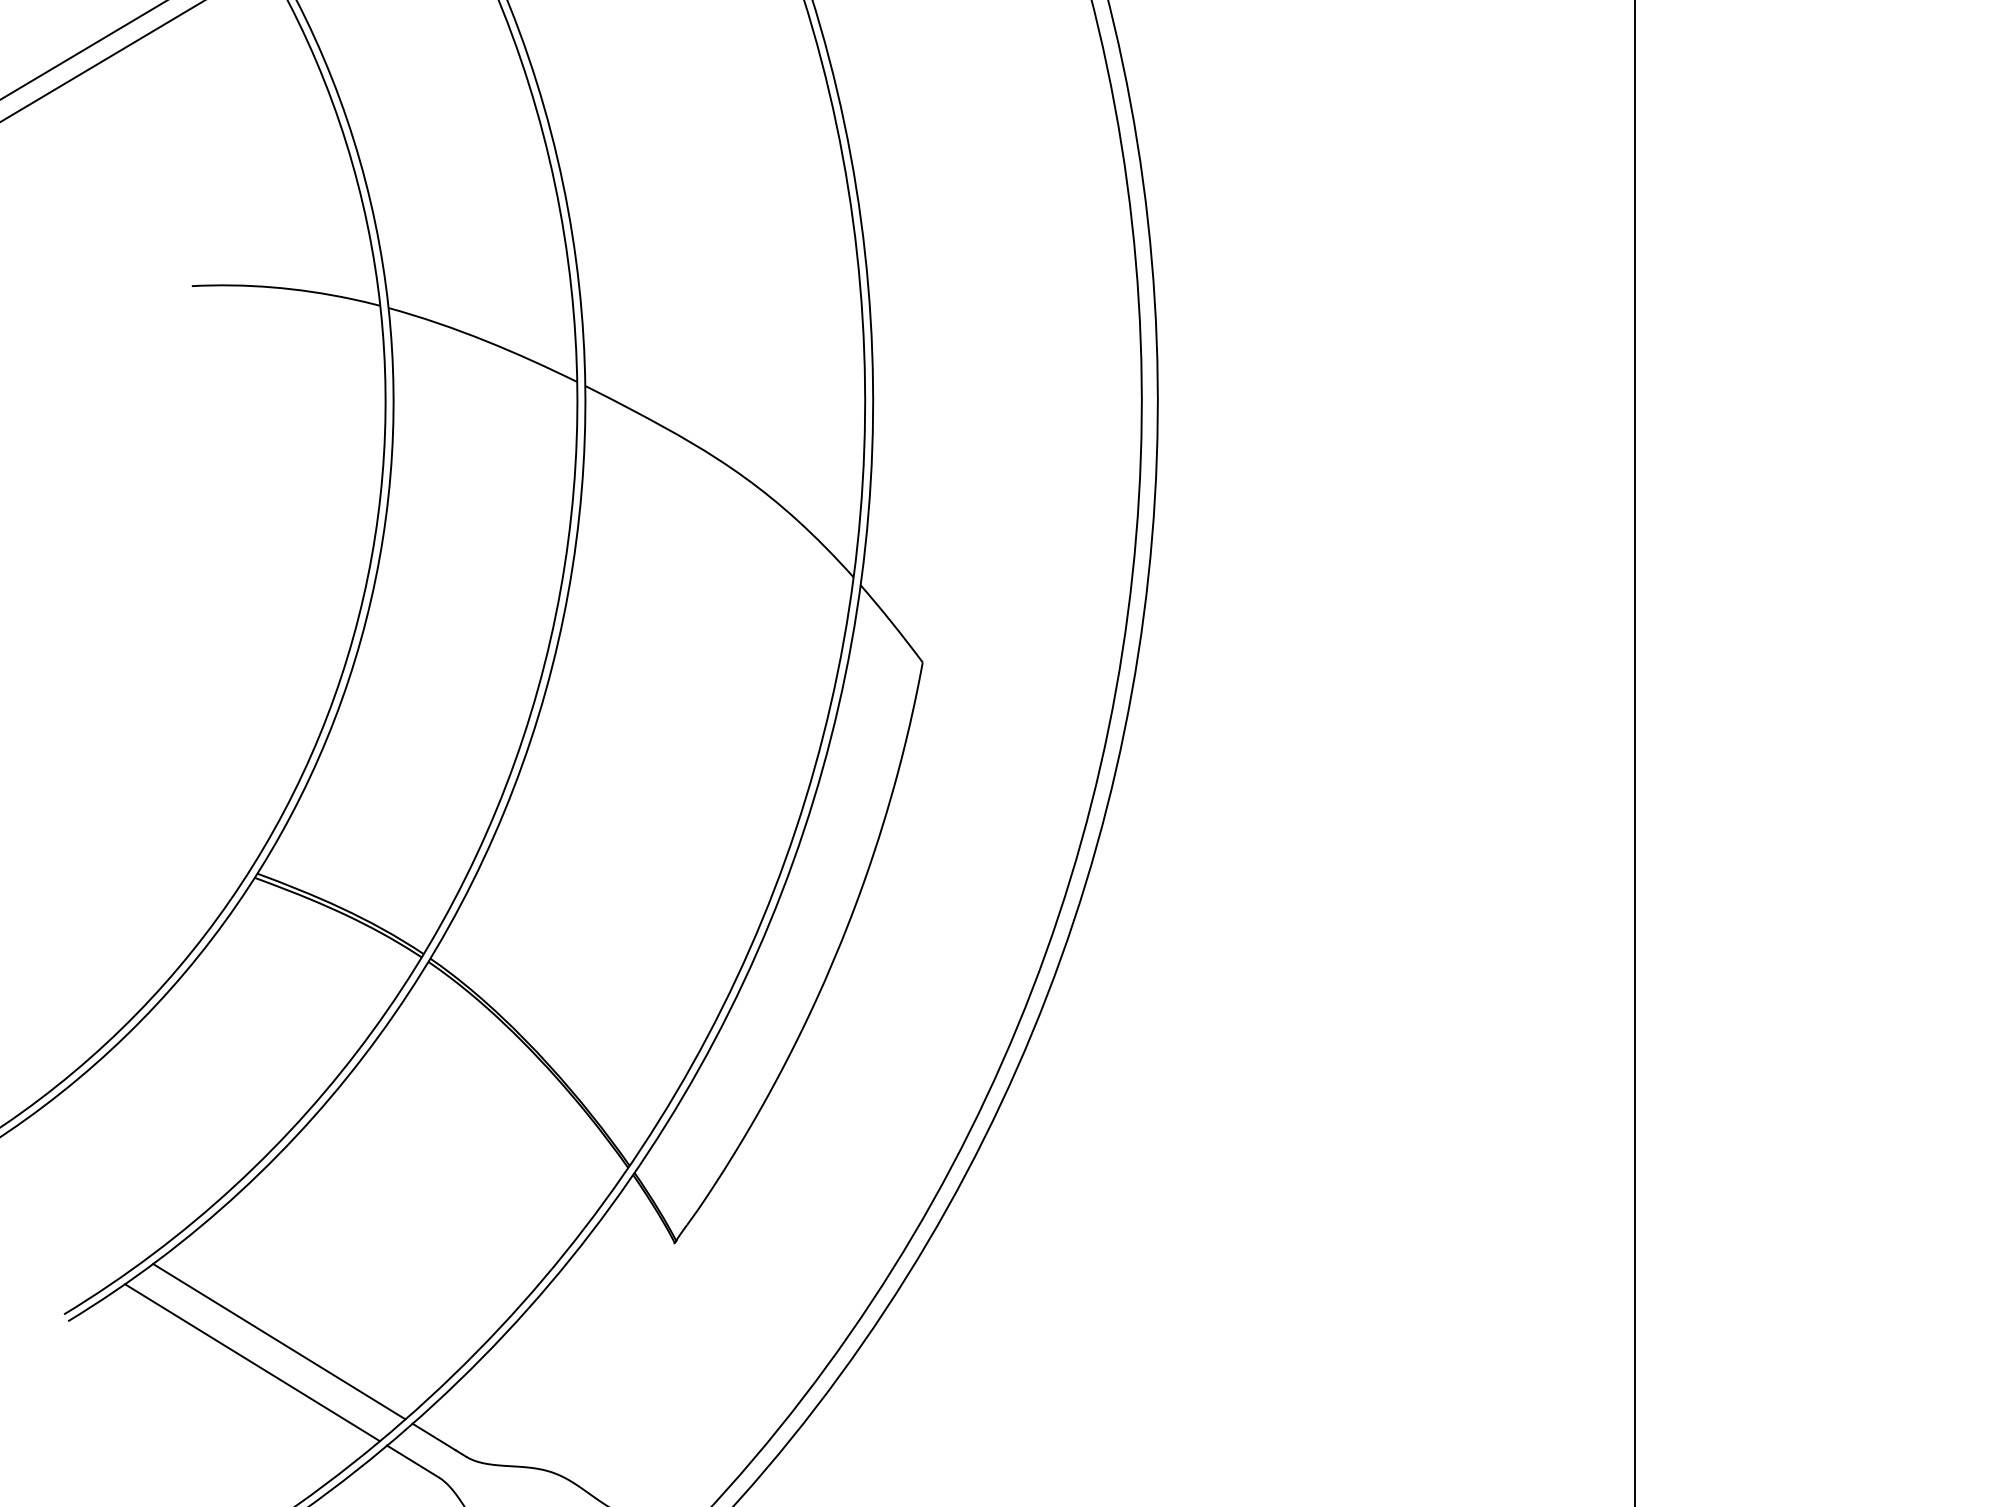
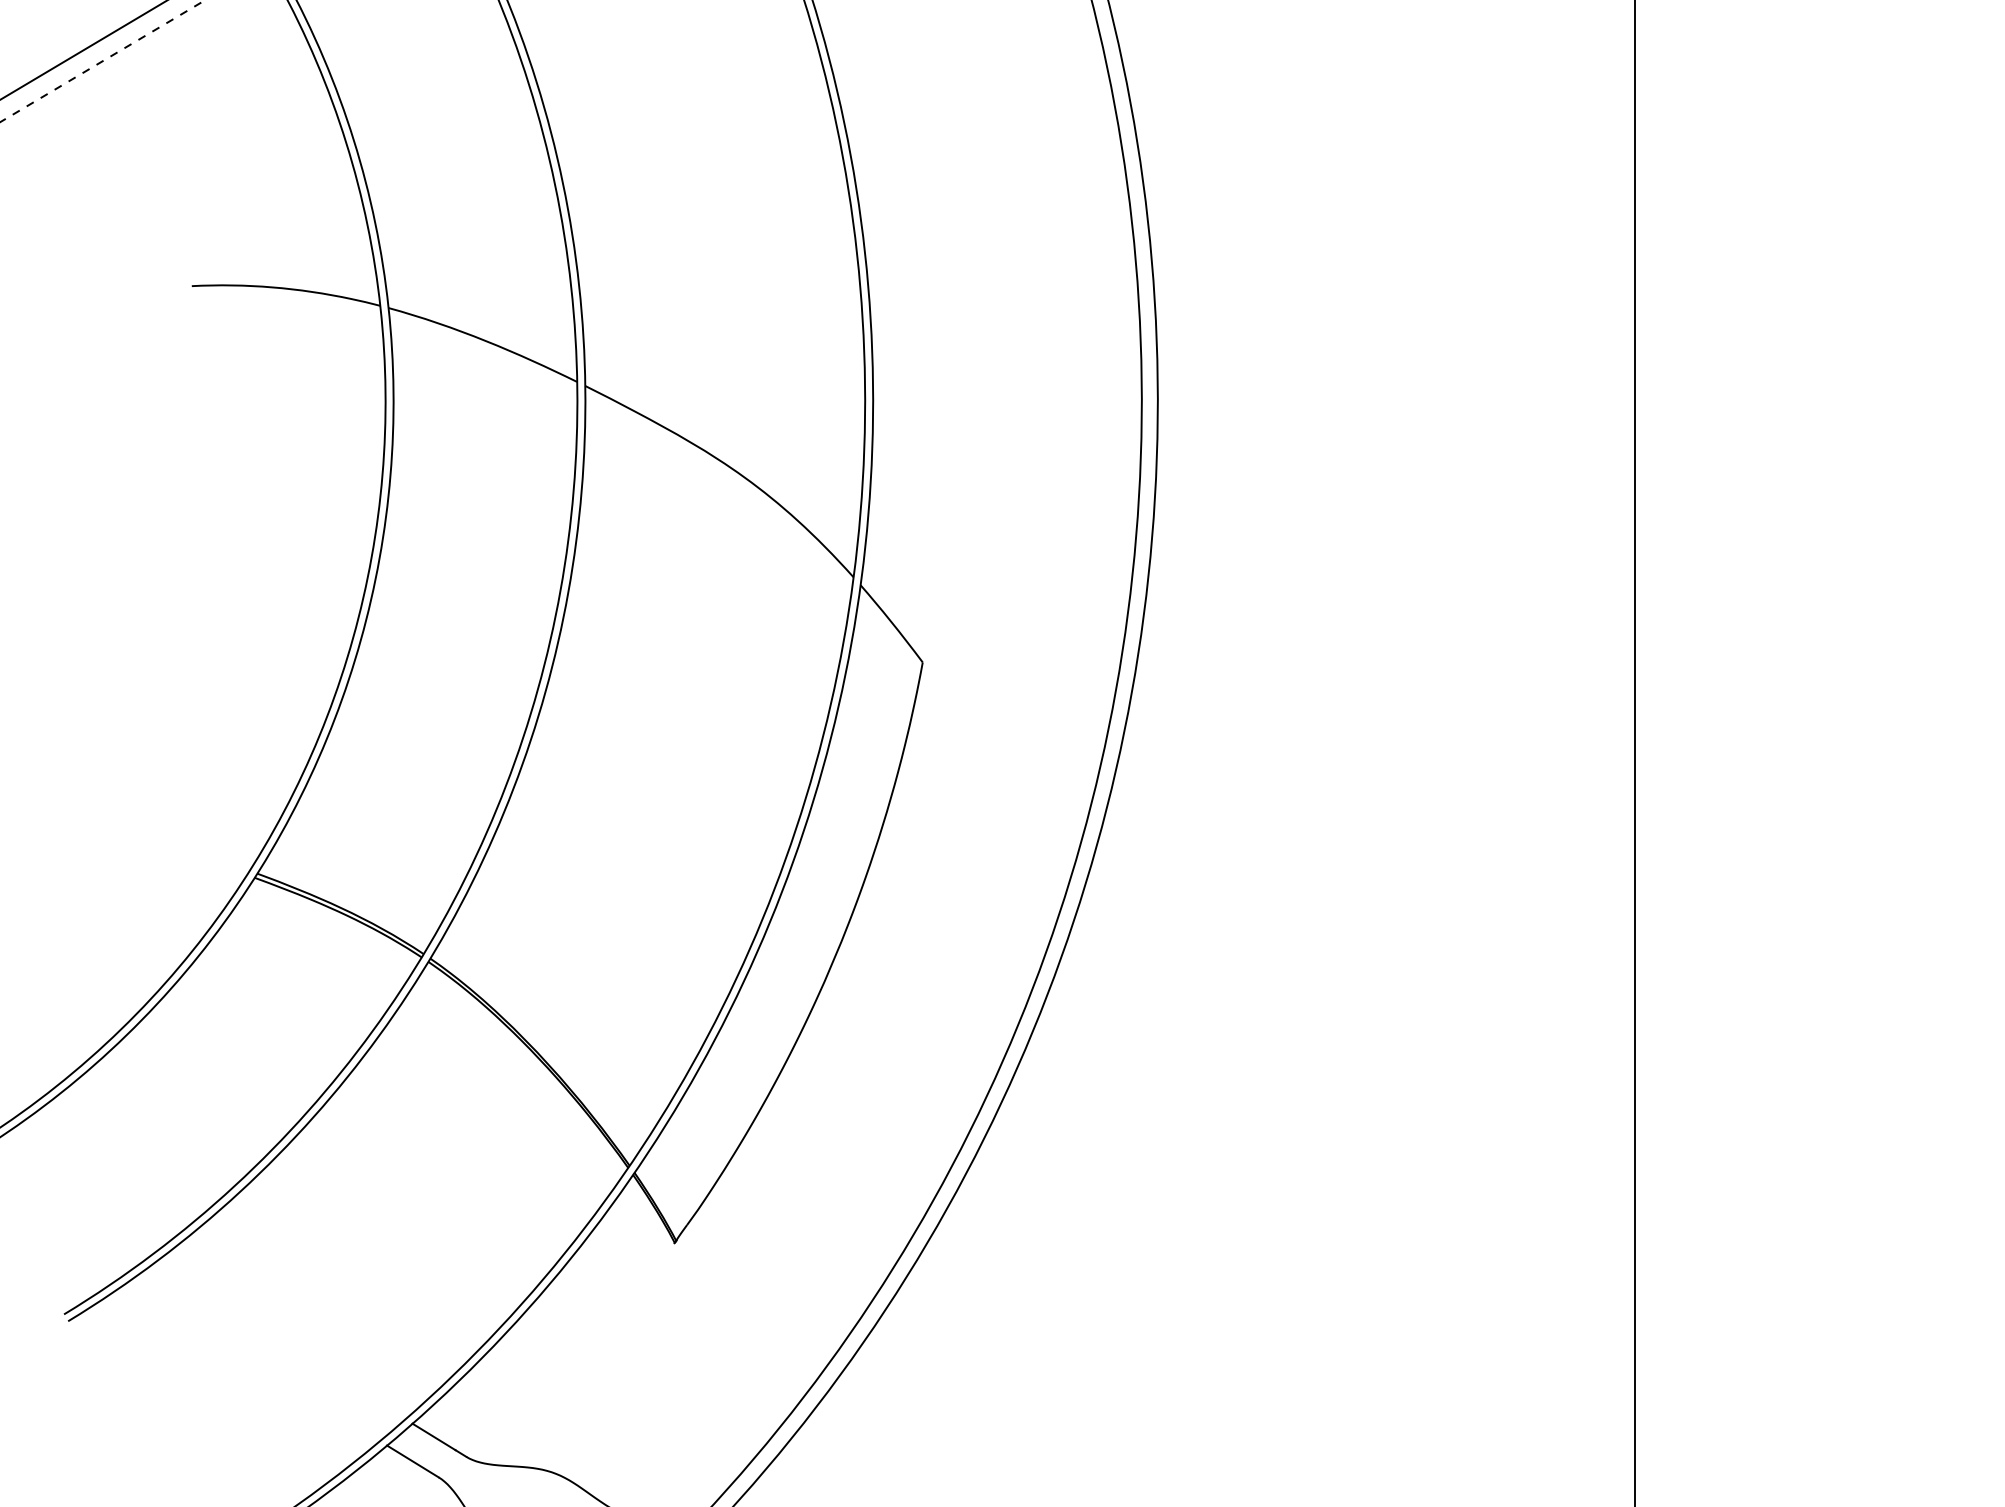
line: solid -> dashed (102, 61)
line: present -> none (279, 1341)
line: present -> none (252, 1362)
